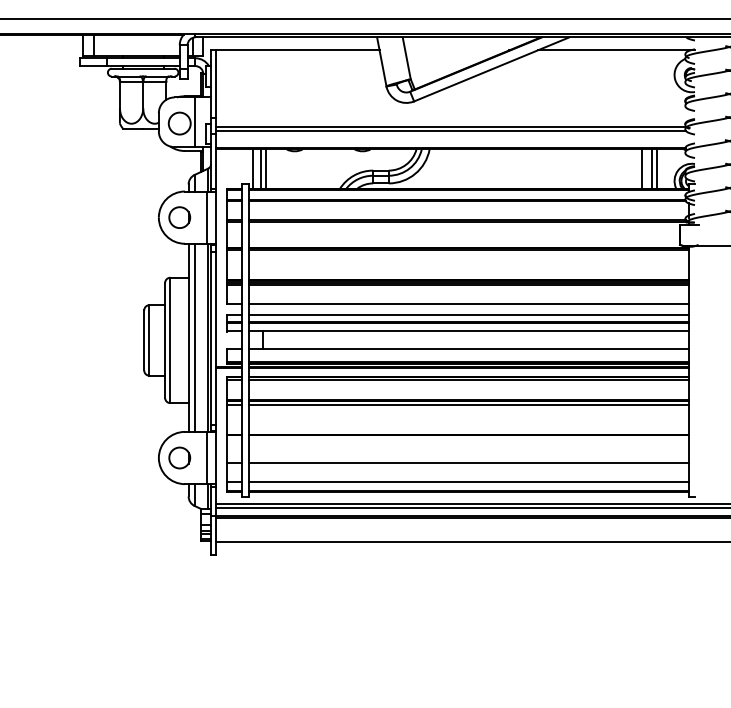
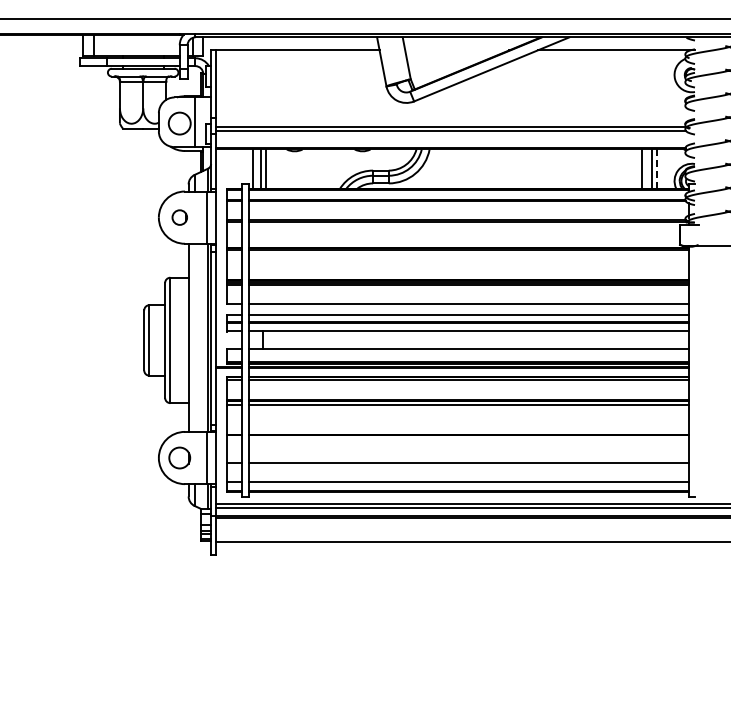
line: solid -> dashed (656, 169)
part size: 24x23 px -> 17x17 px (179, 217)
line: present -> none (194, 337)
